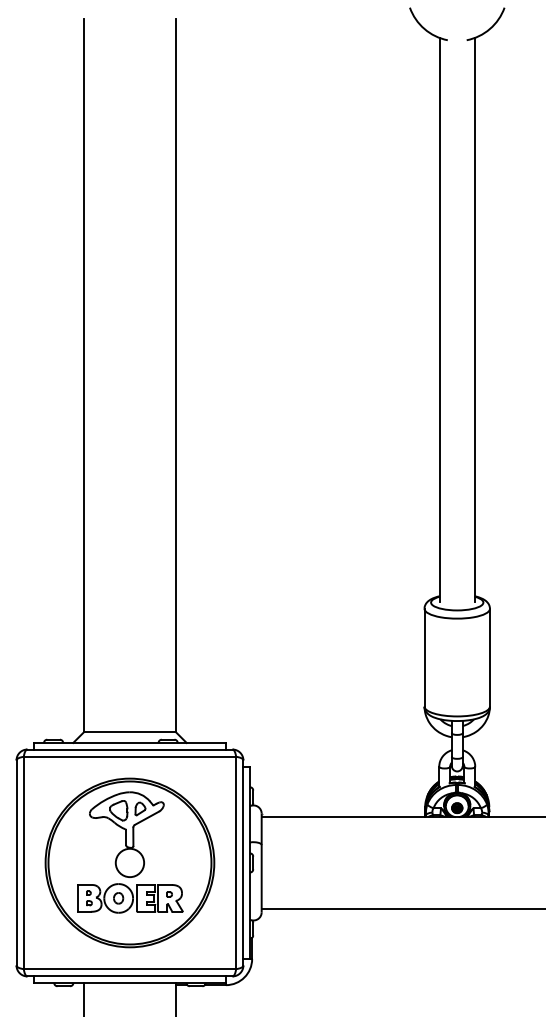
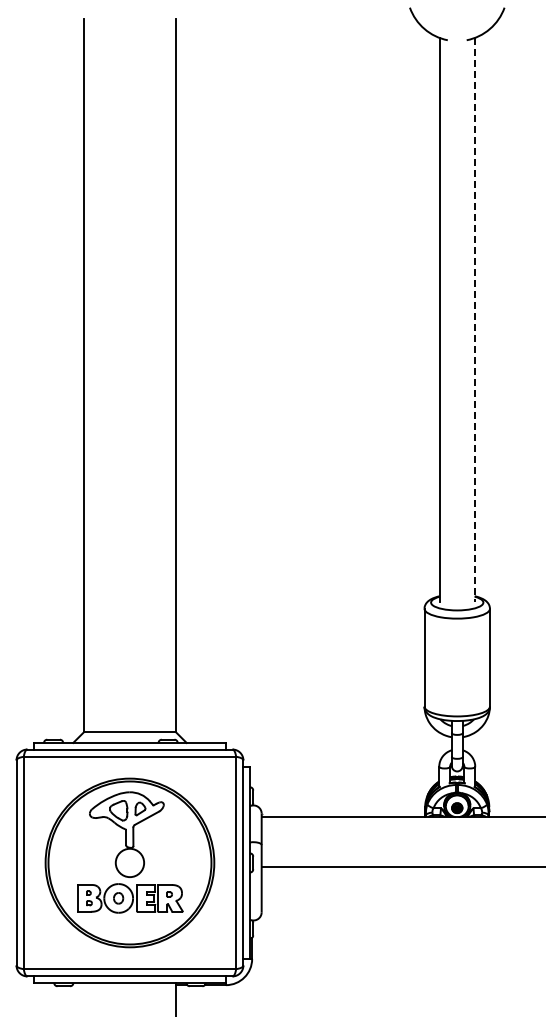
line: solid -> dashed (474, 320)
line position: (401, 908) -> (401, 866) (401, 866)
line: present -> none (84, 997)
